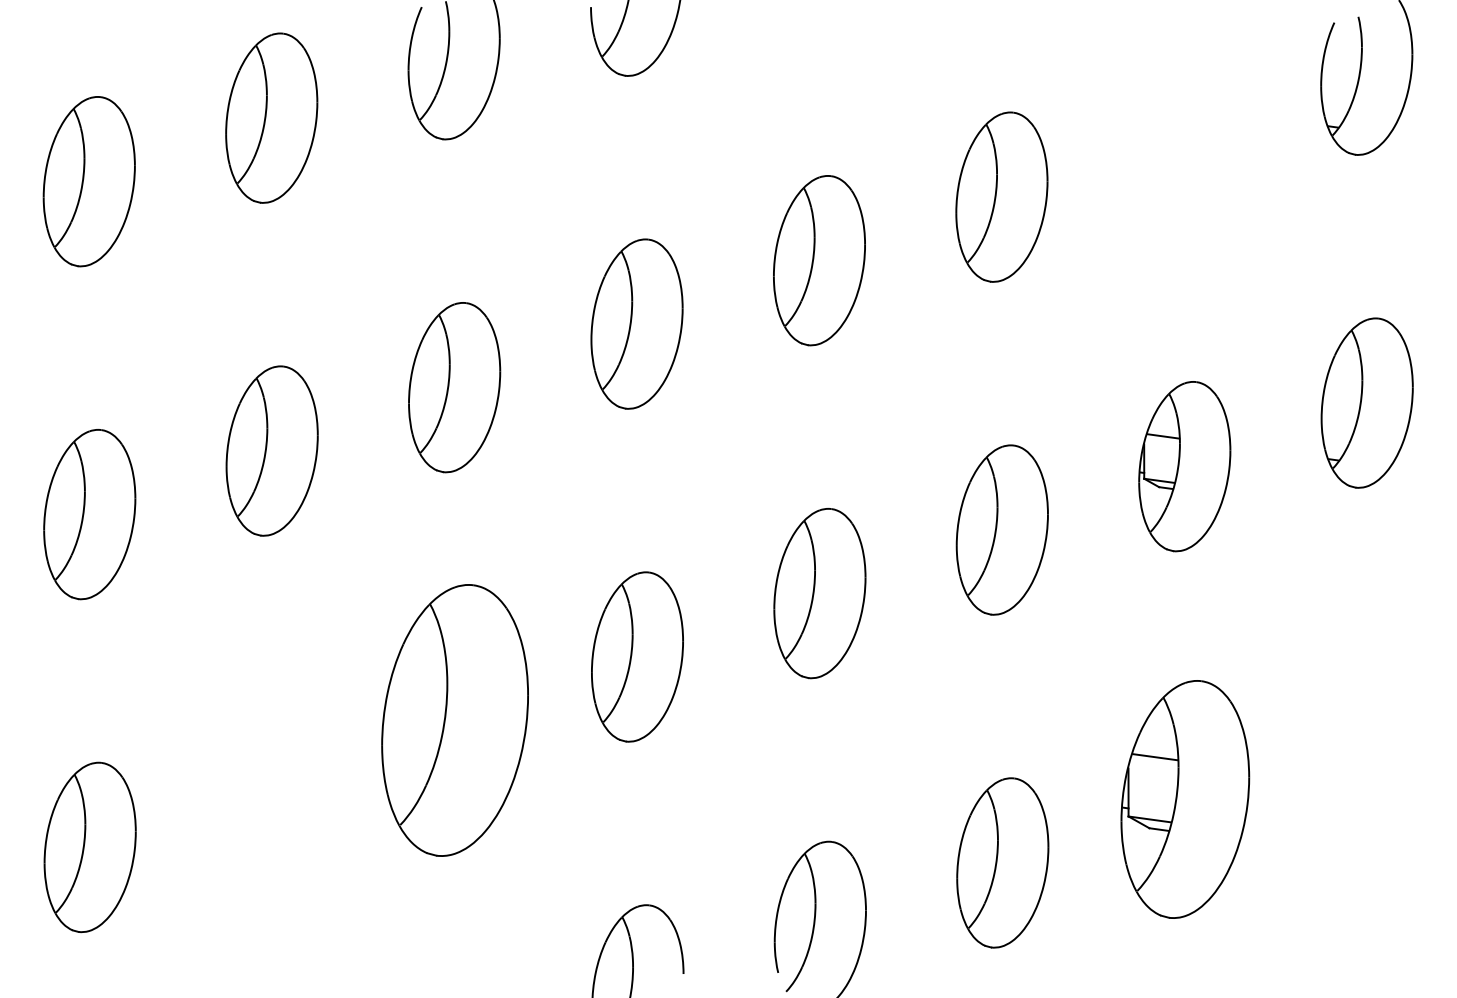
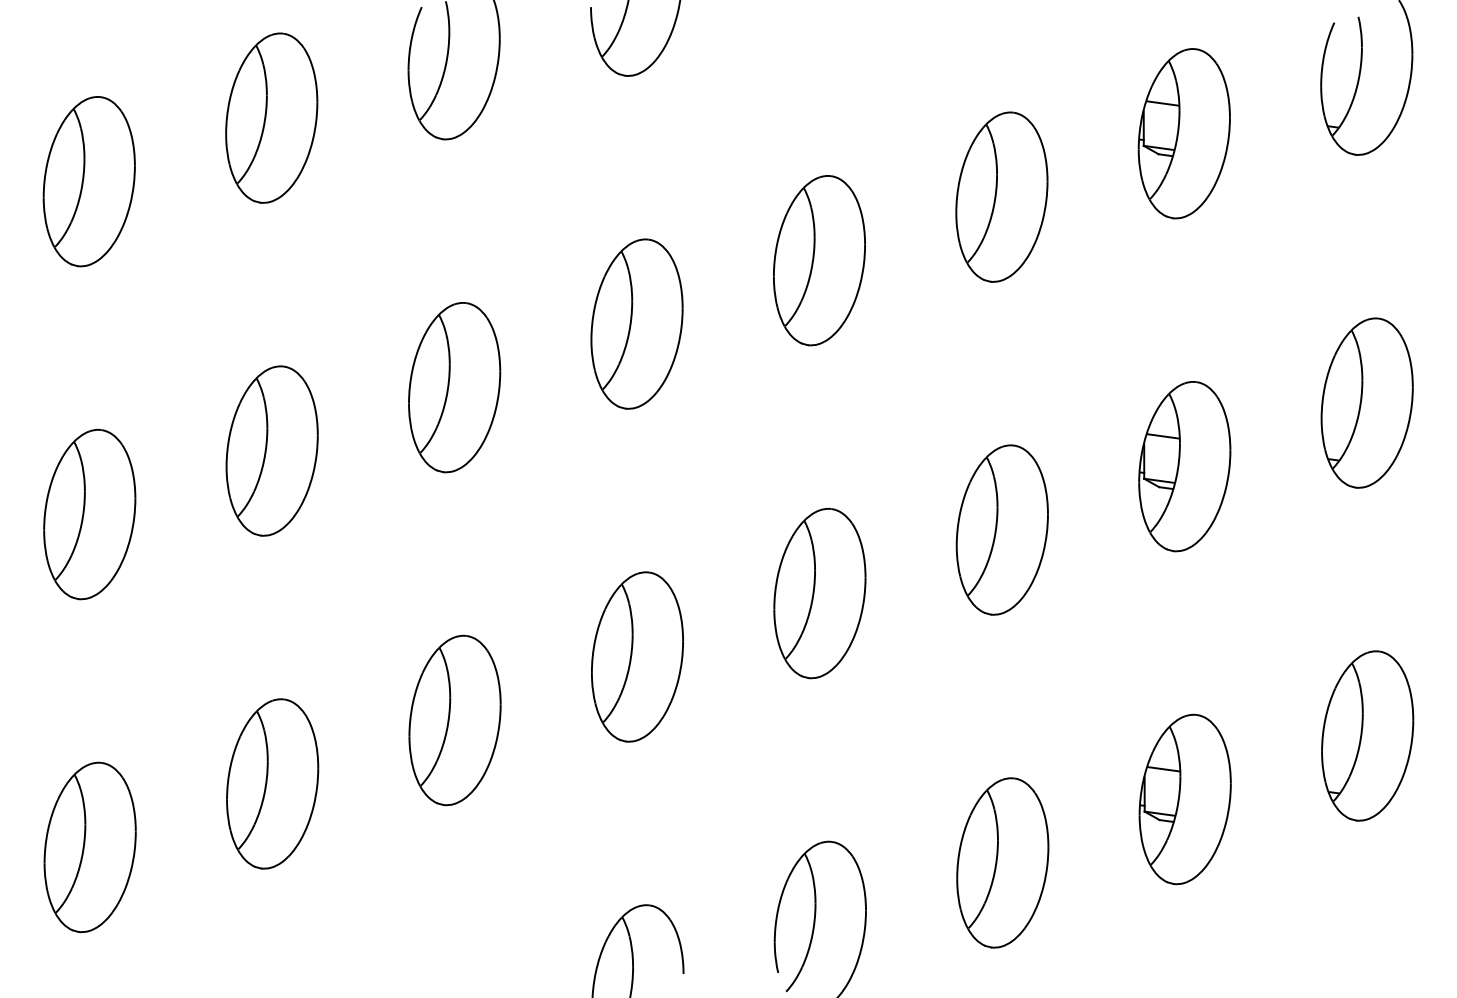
part: none -> present (1183, 133)
part size: 148x273 px -> 94x173 px (454, 720)
part: none -> present (1367, 735)
part: none -> present (272, 783)
part size: 131x239 px -> 94x173 px (1184, 799)
